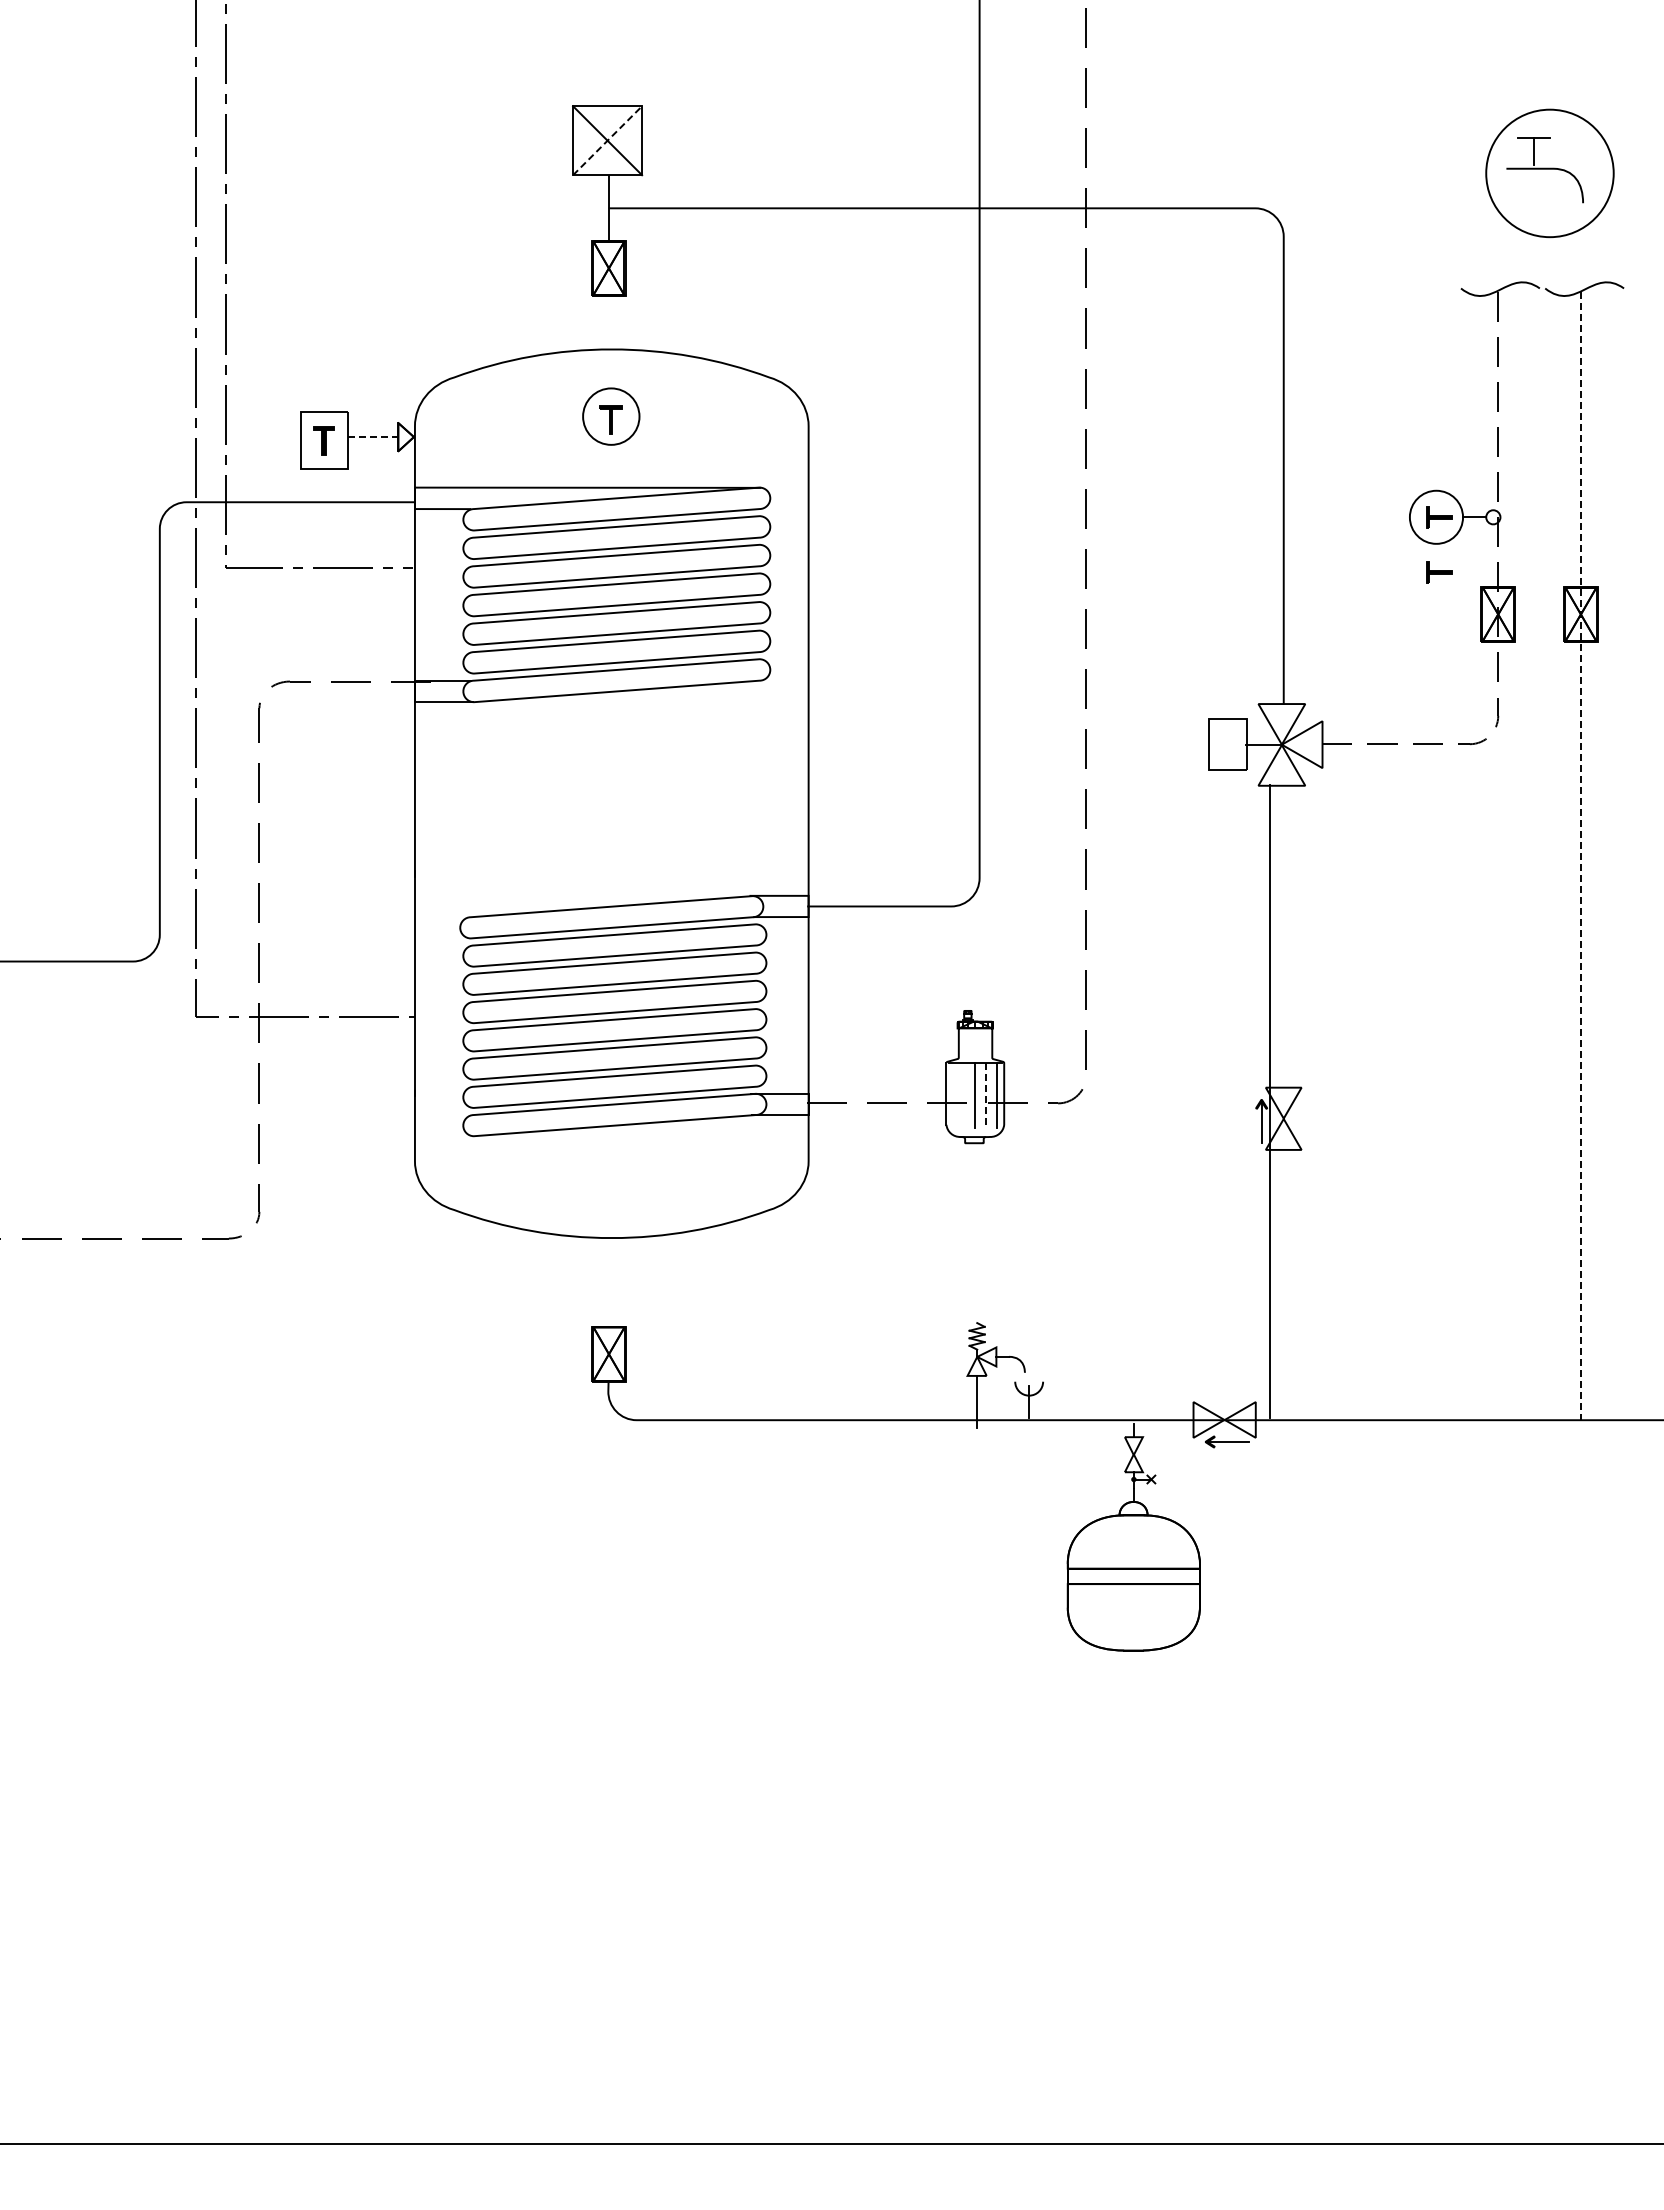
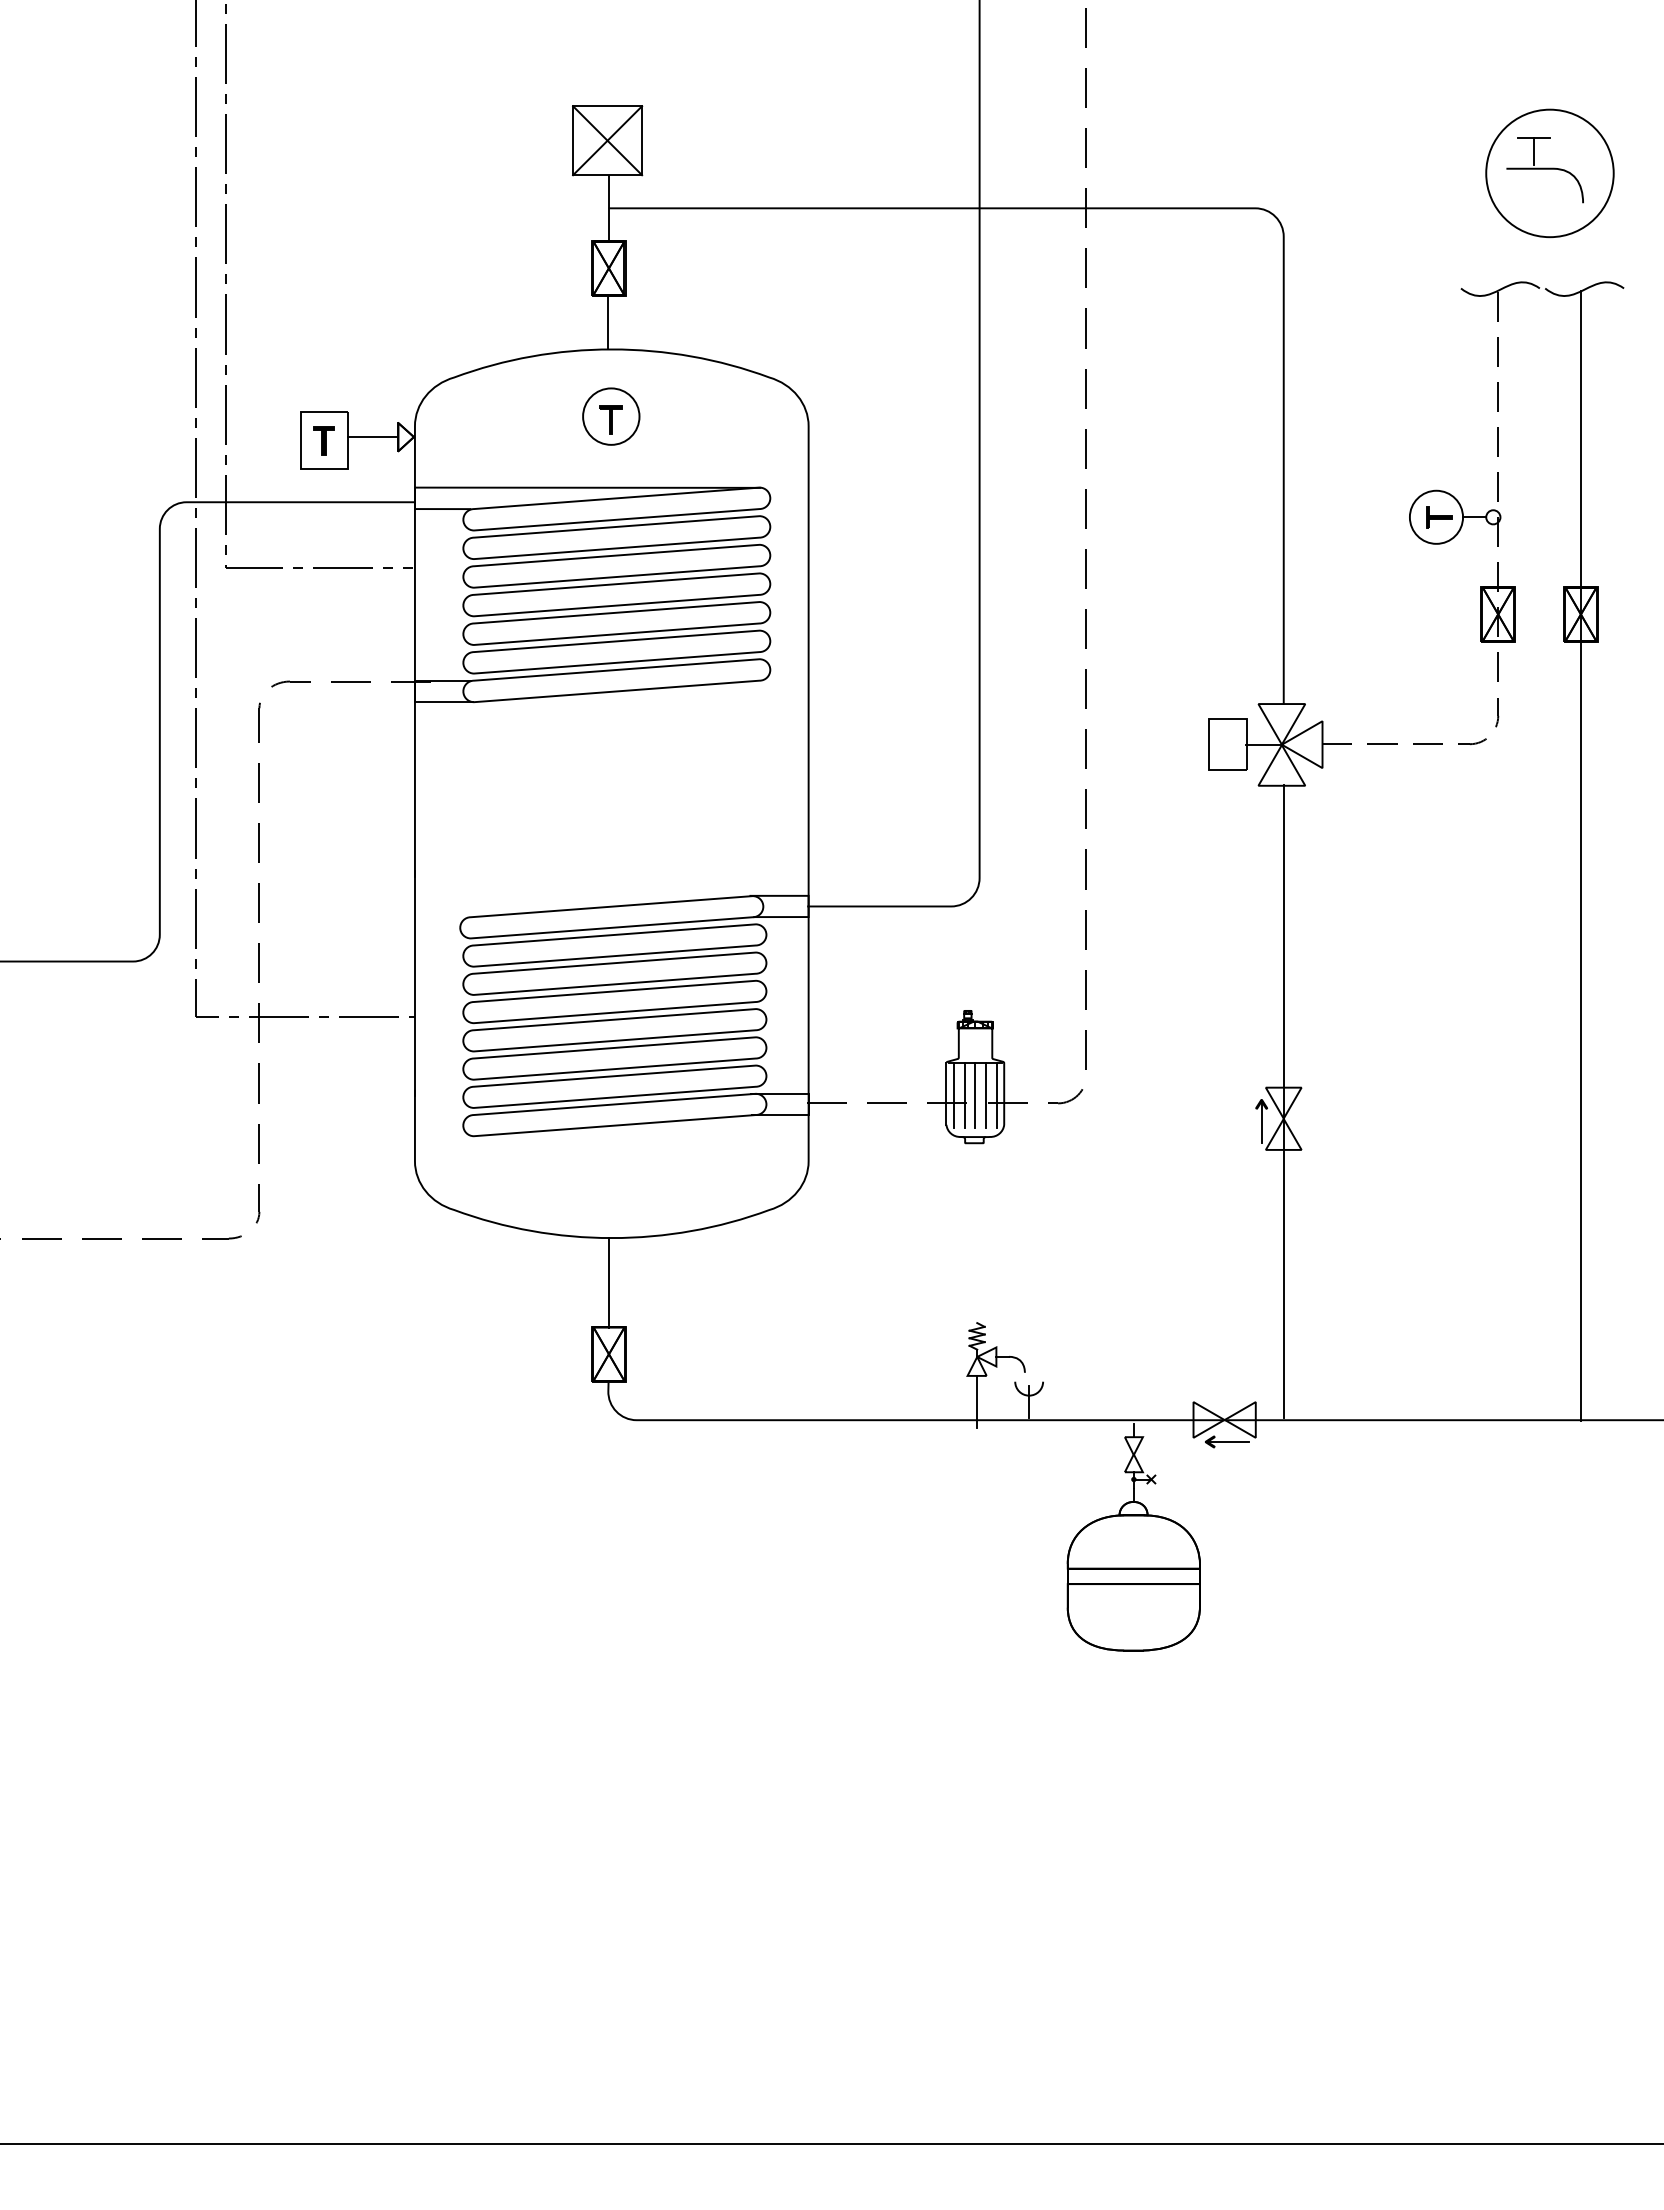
line: dashed -> solid (607, 140)
line: none -> present (607, 322)
line: dashed -> solid (373, 437)
part: present -> none (1439, 572)
line: dashed -> solid (1580, 856)
line: none -> present (953, 1094)
line: none -> present (964, 1094)
line: dashed -> solid (986, 1095)
line position: (1269, 1101) -> (1283, 1101) (1283, 1101)
line: none -> present (608, 1283)
